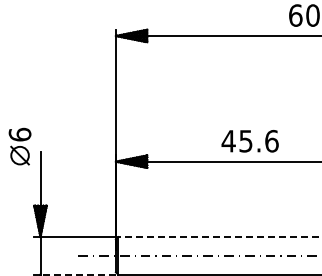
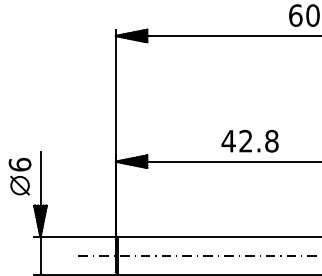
text: 45.6 -> 42.8 (258, 140)
part position: (19, 146) -> (19, 176) (19, 176)
line: dashed -> solid (220, 237)
line: dashed -> solid (78, 274)
